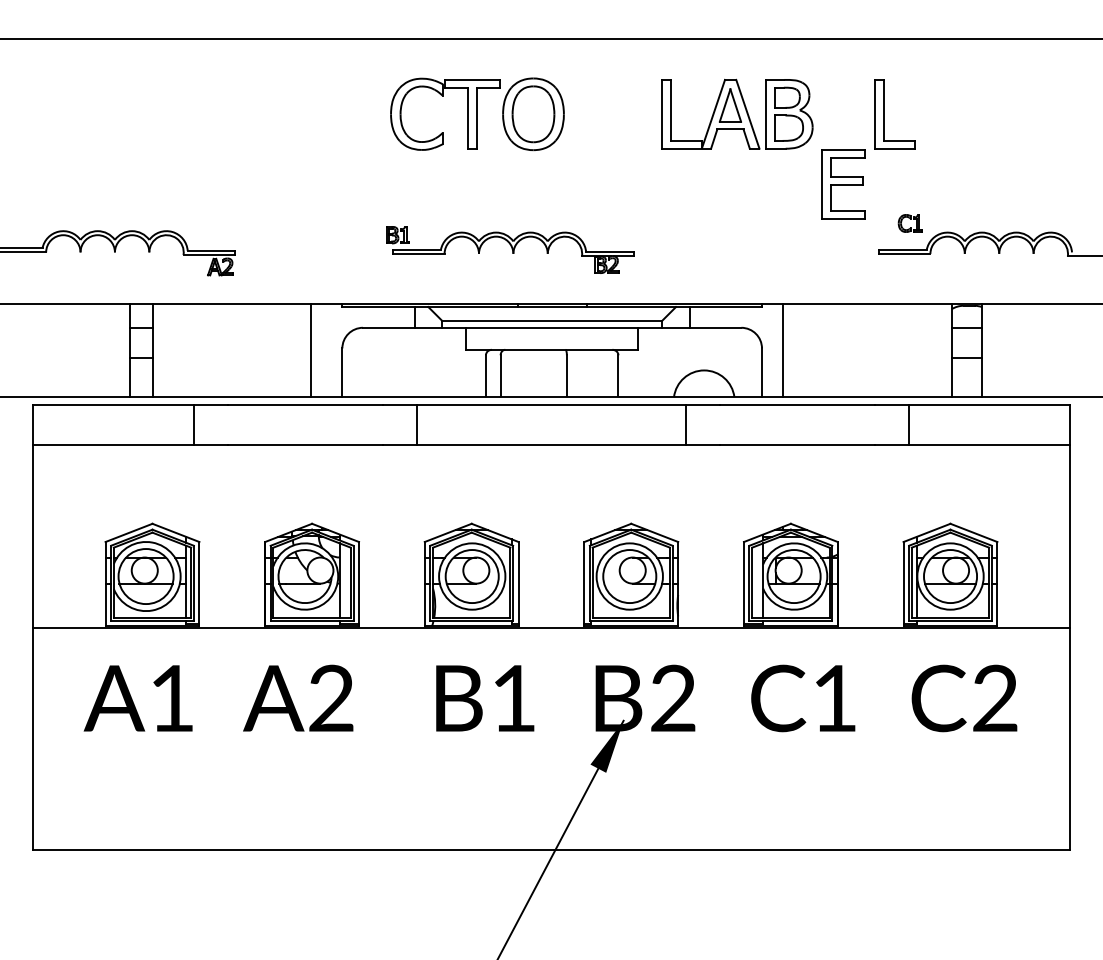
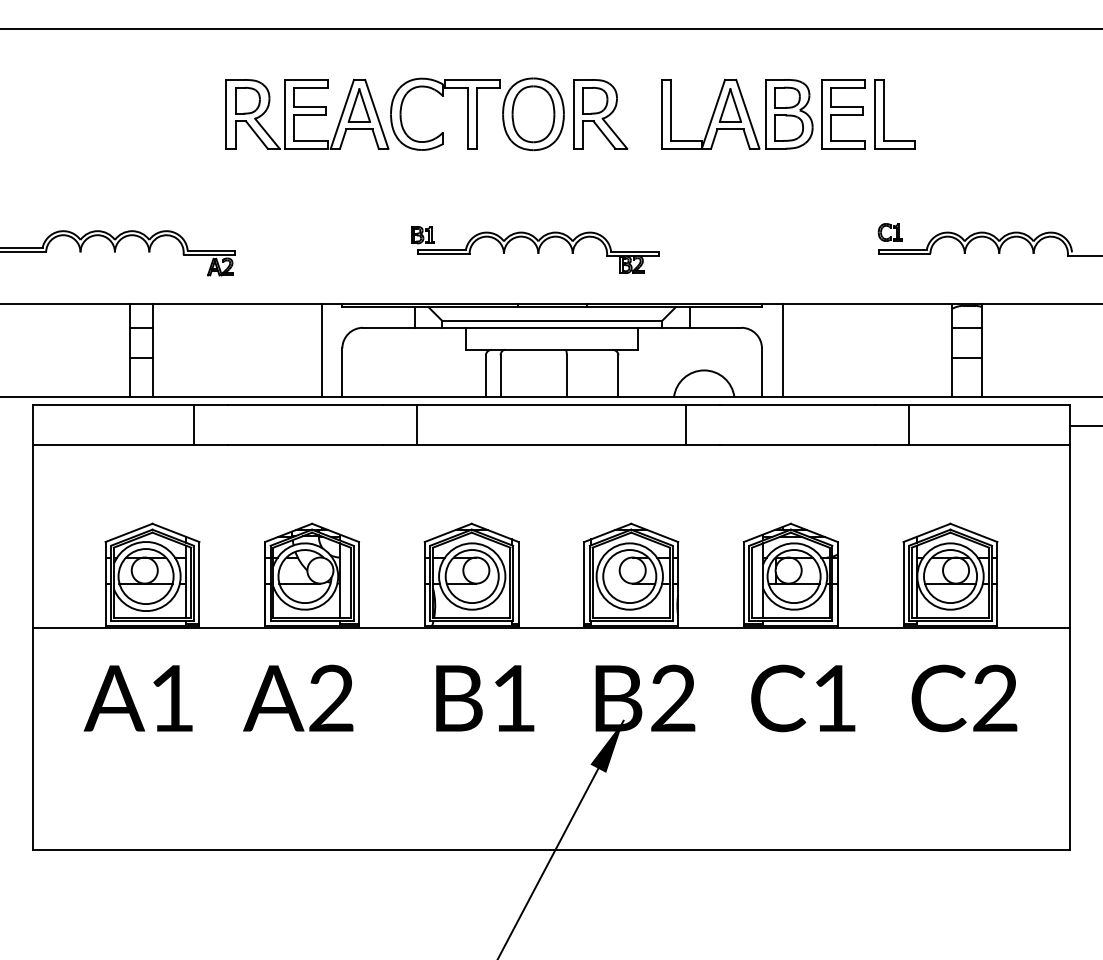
line position: (550, 38) -> (550, 28) (550, 28)
part: none -> present (307, 113)
part: none -> present (600, 114)
part position: (843, 184) -> (843, 114) (843, 114)
part position: (909, 223) -> (889, 232) (889, 232)
part position: (510, 249) -> (535, 249) (535, 249)
line position: (310, 350) -> (321, 350) (321, 350)
line: none -> present (1084, 425)
